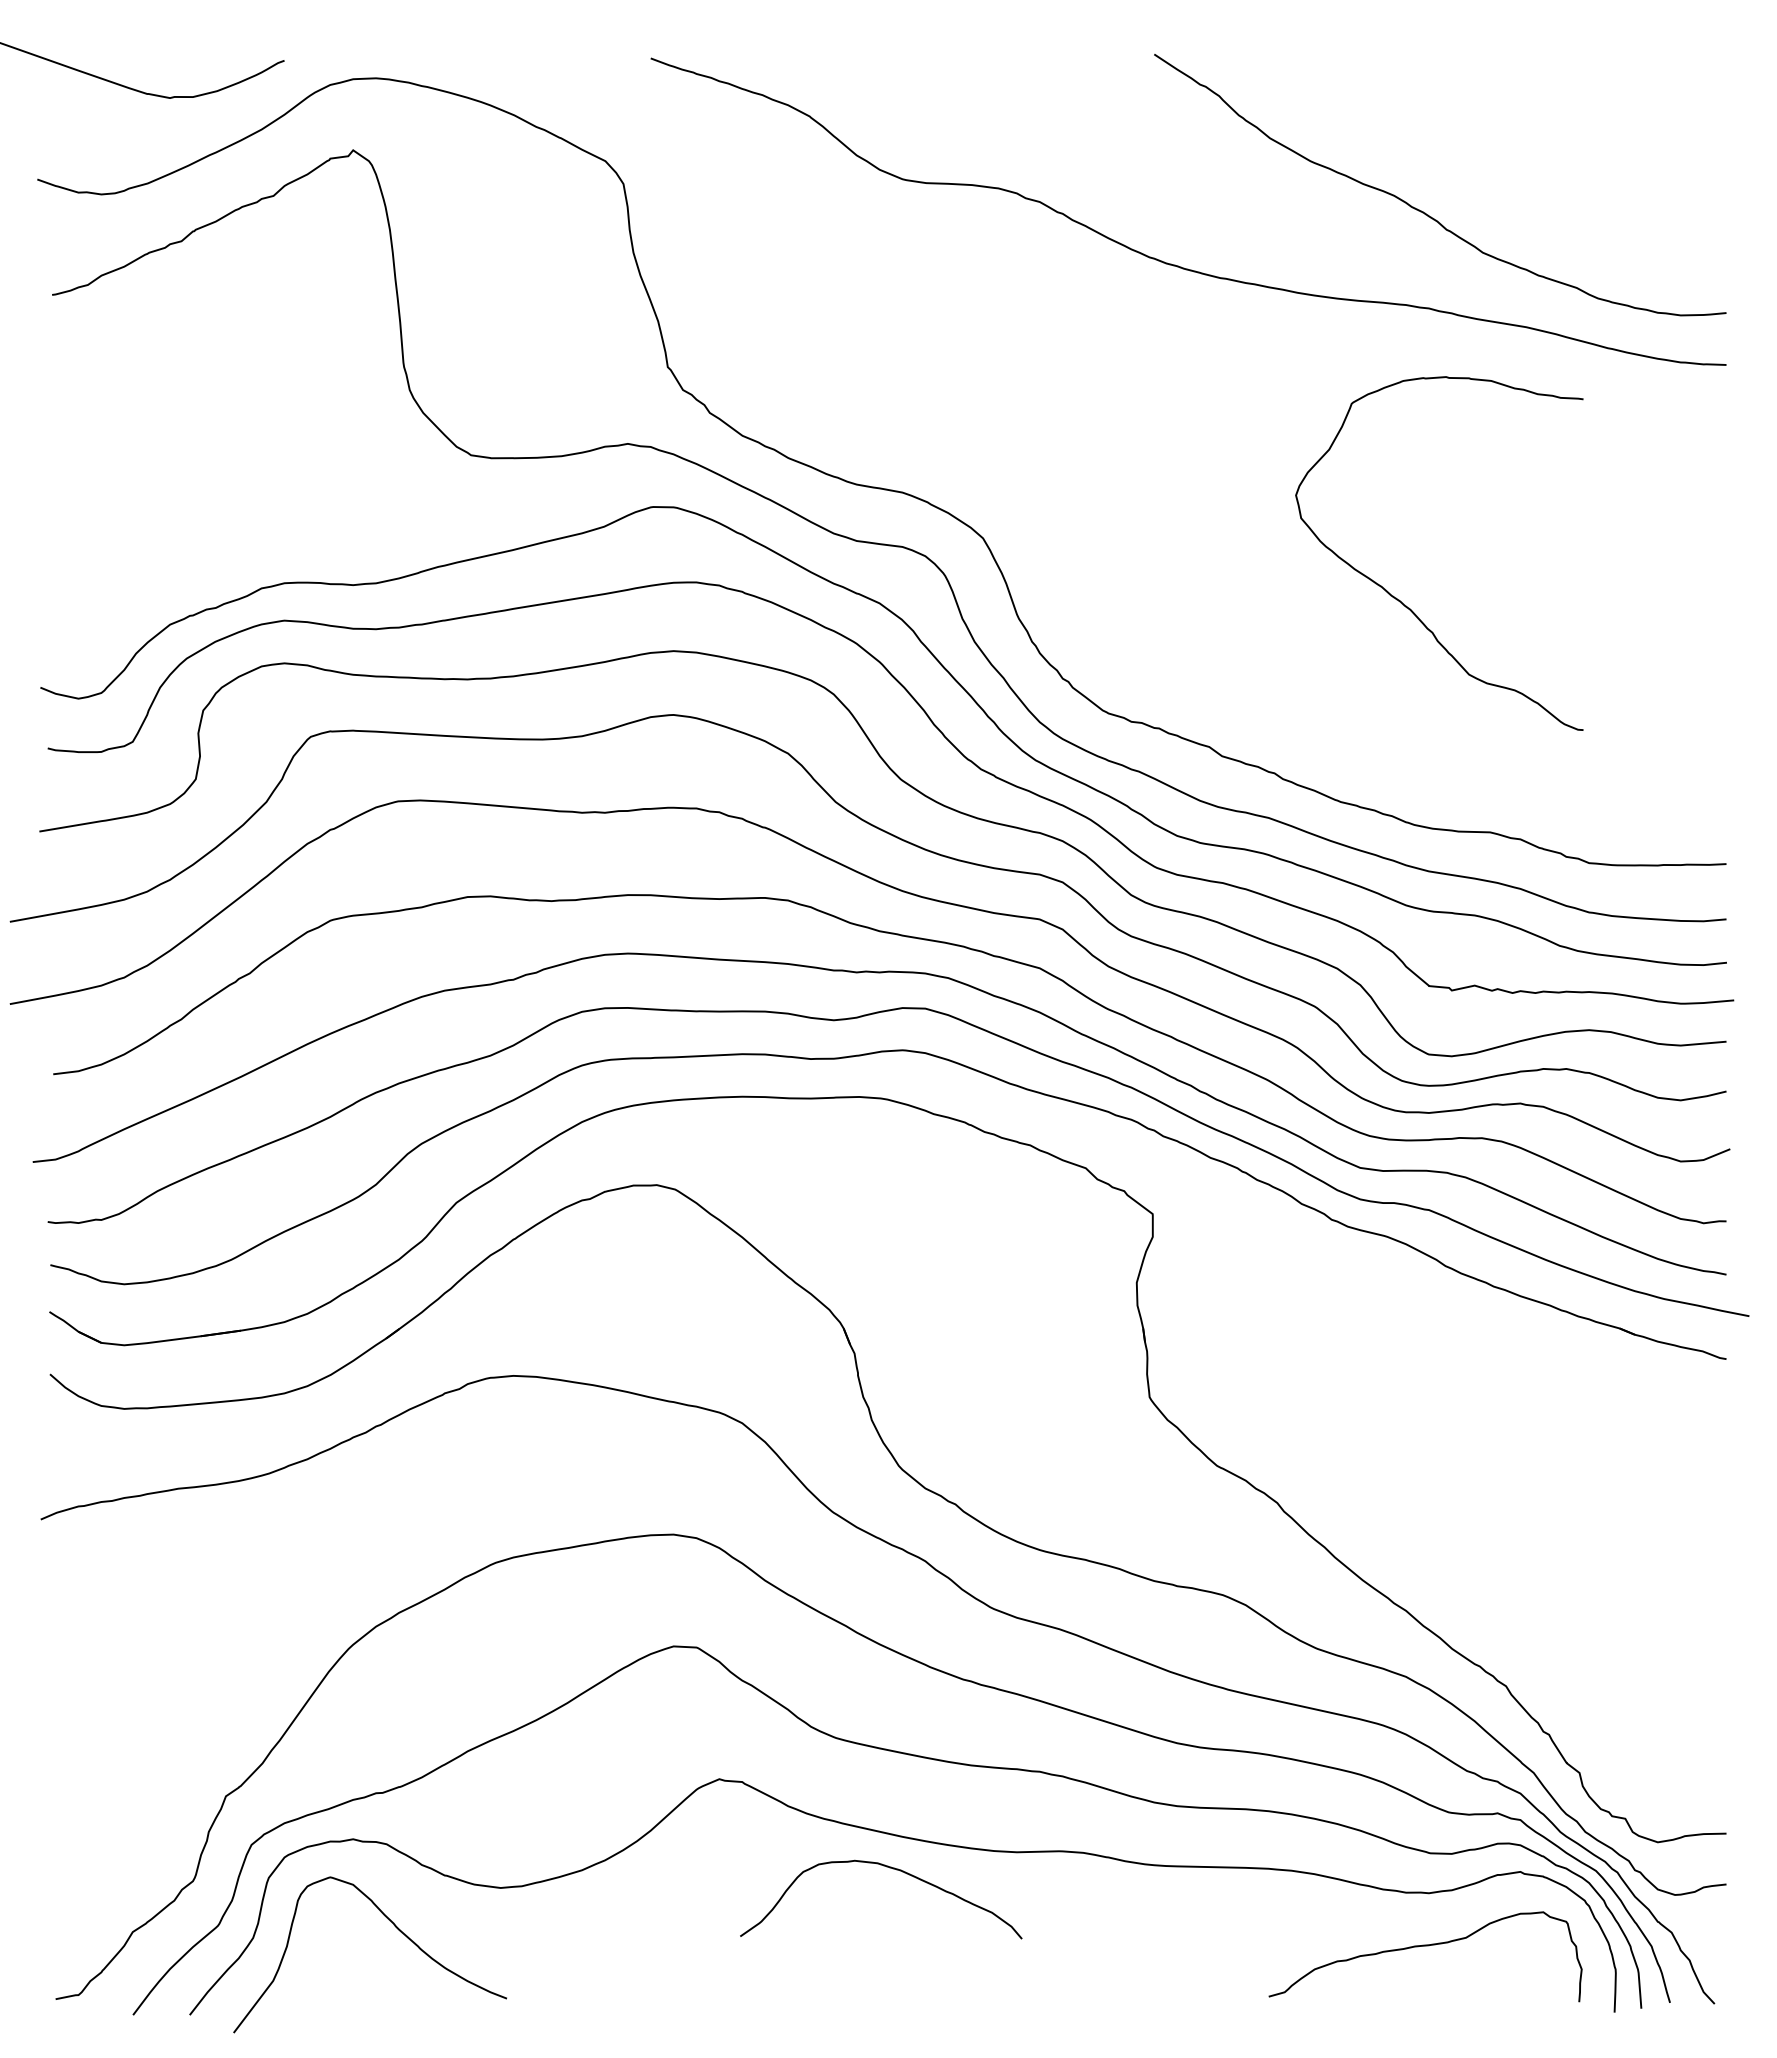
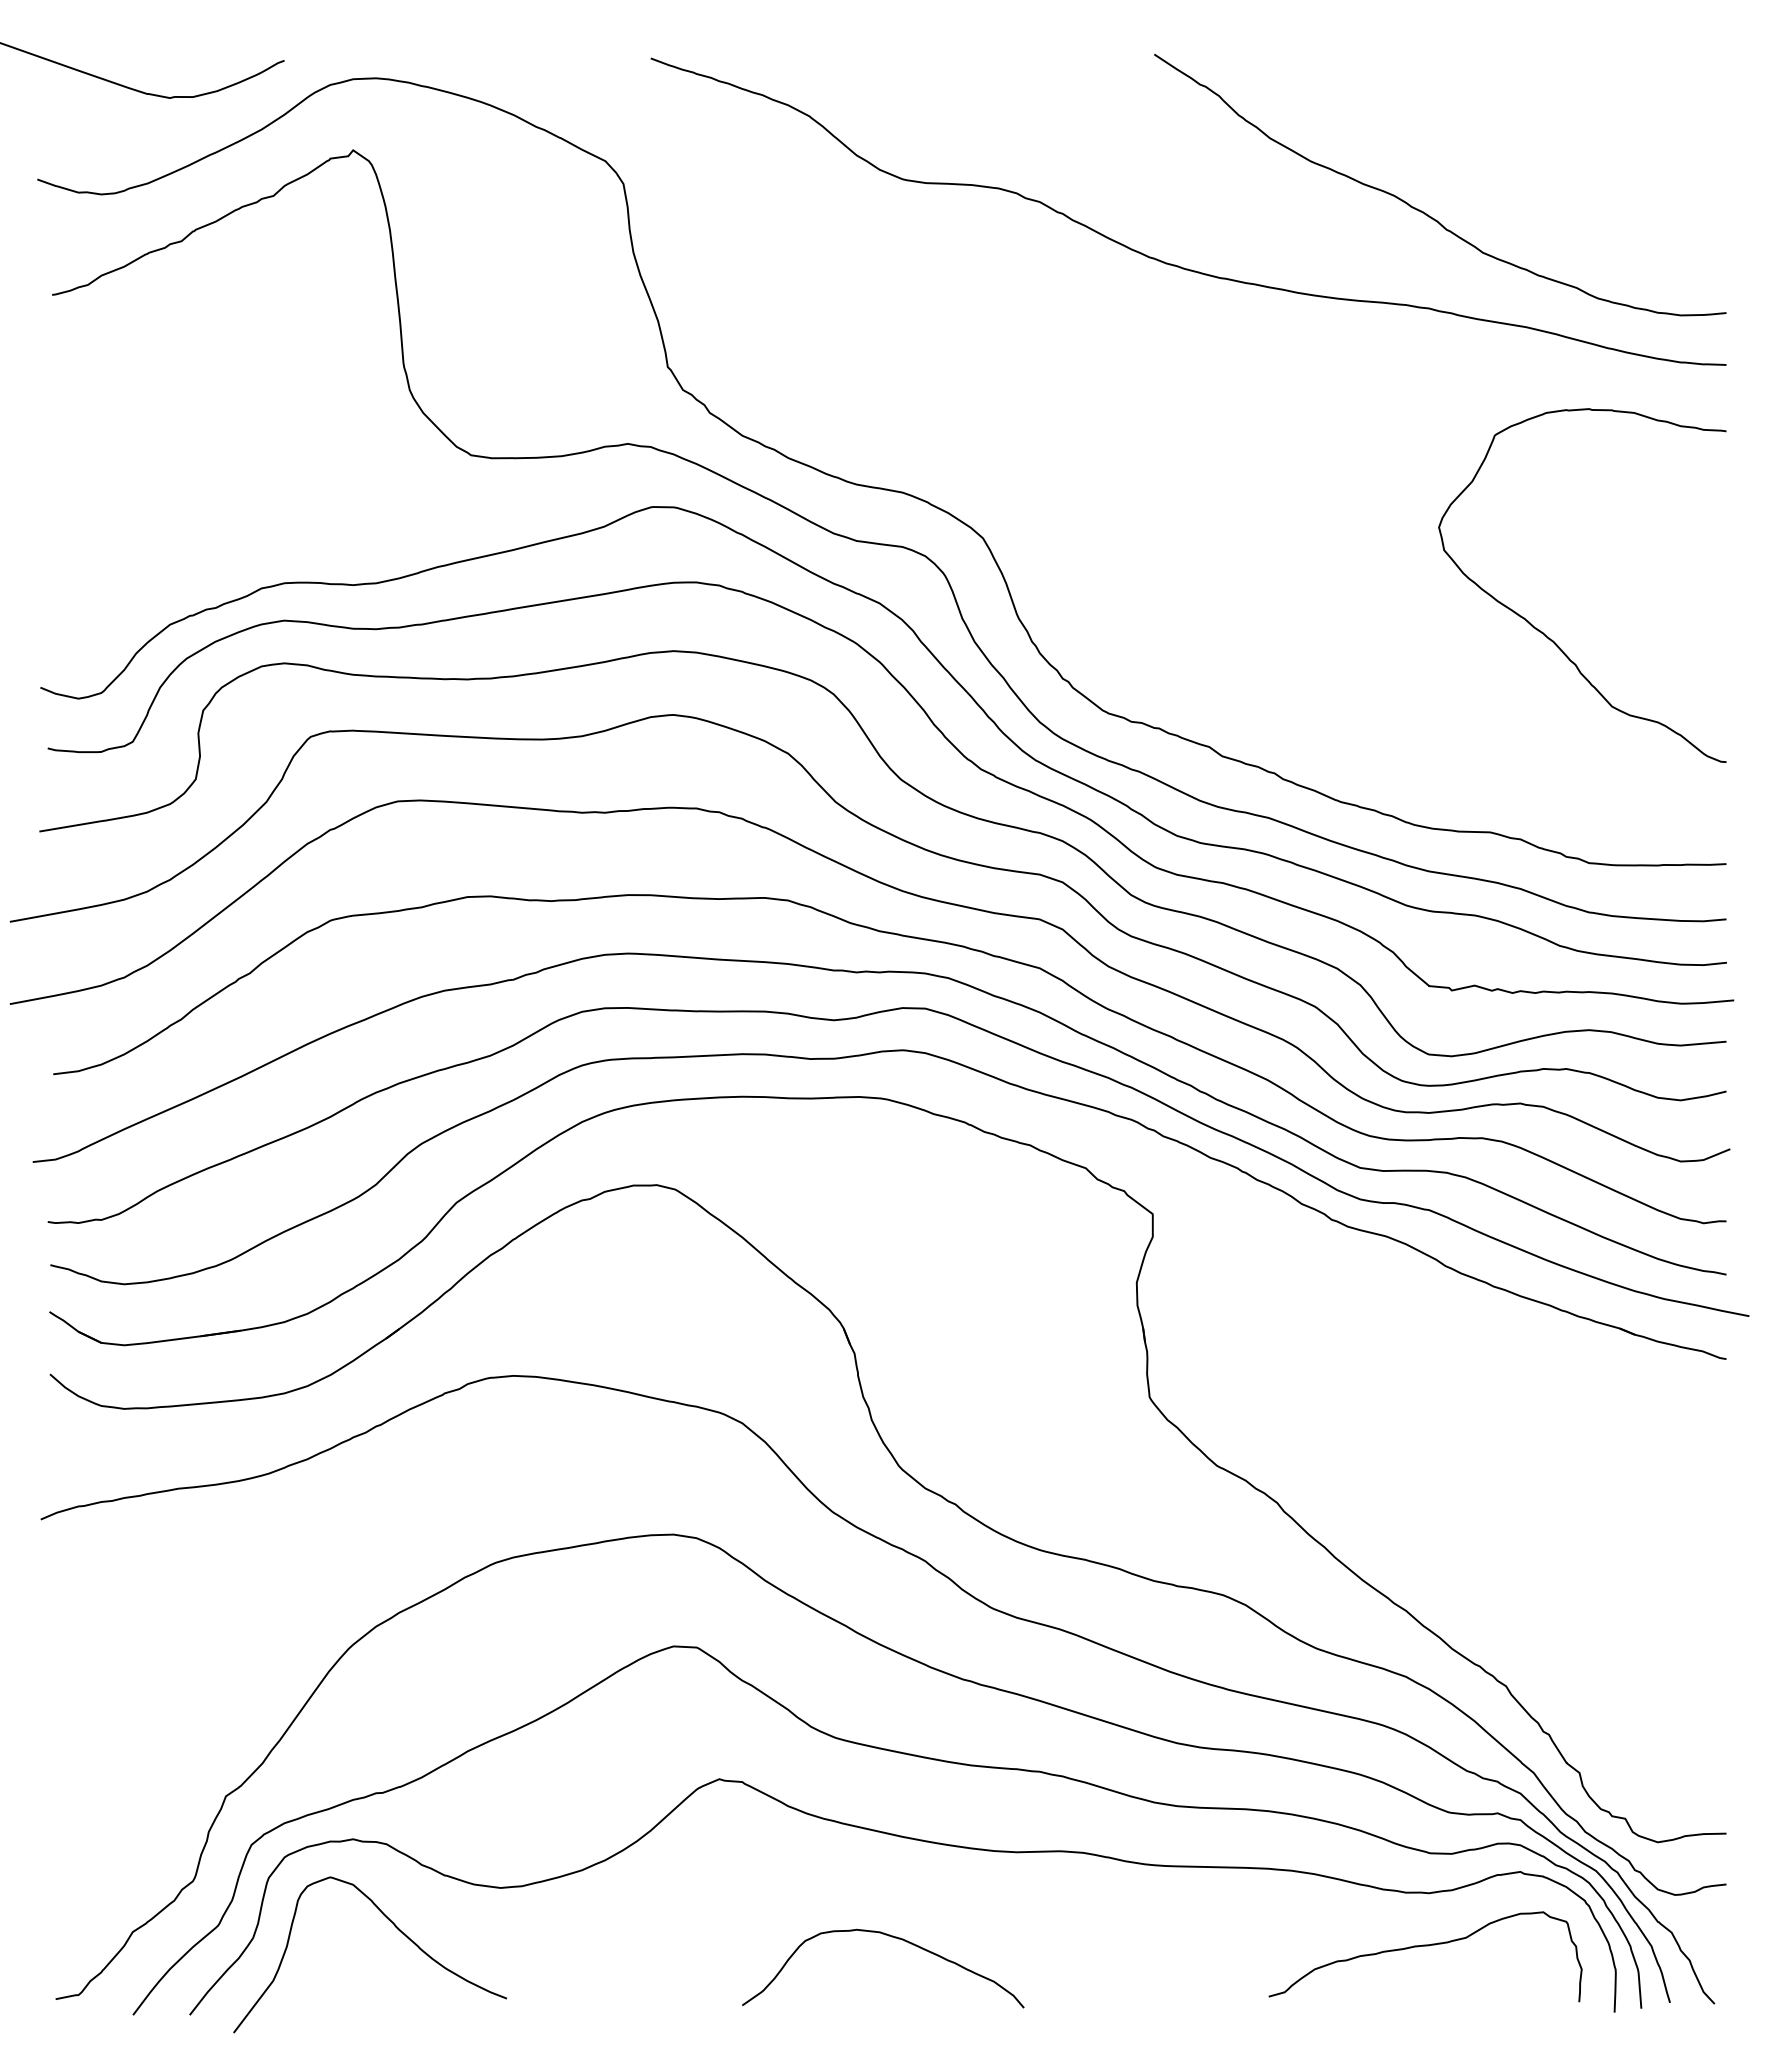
curve position: (1399, 599) -> (1542, 631) (1542, 631)
curve position: (889, 1868) -> (891, 1937) (891, 1937)
